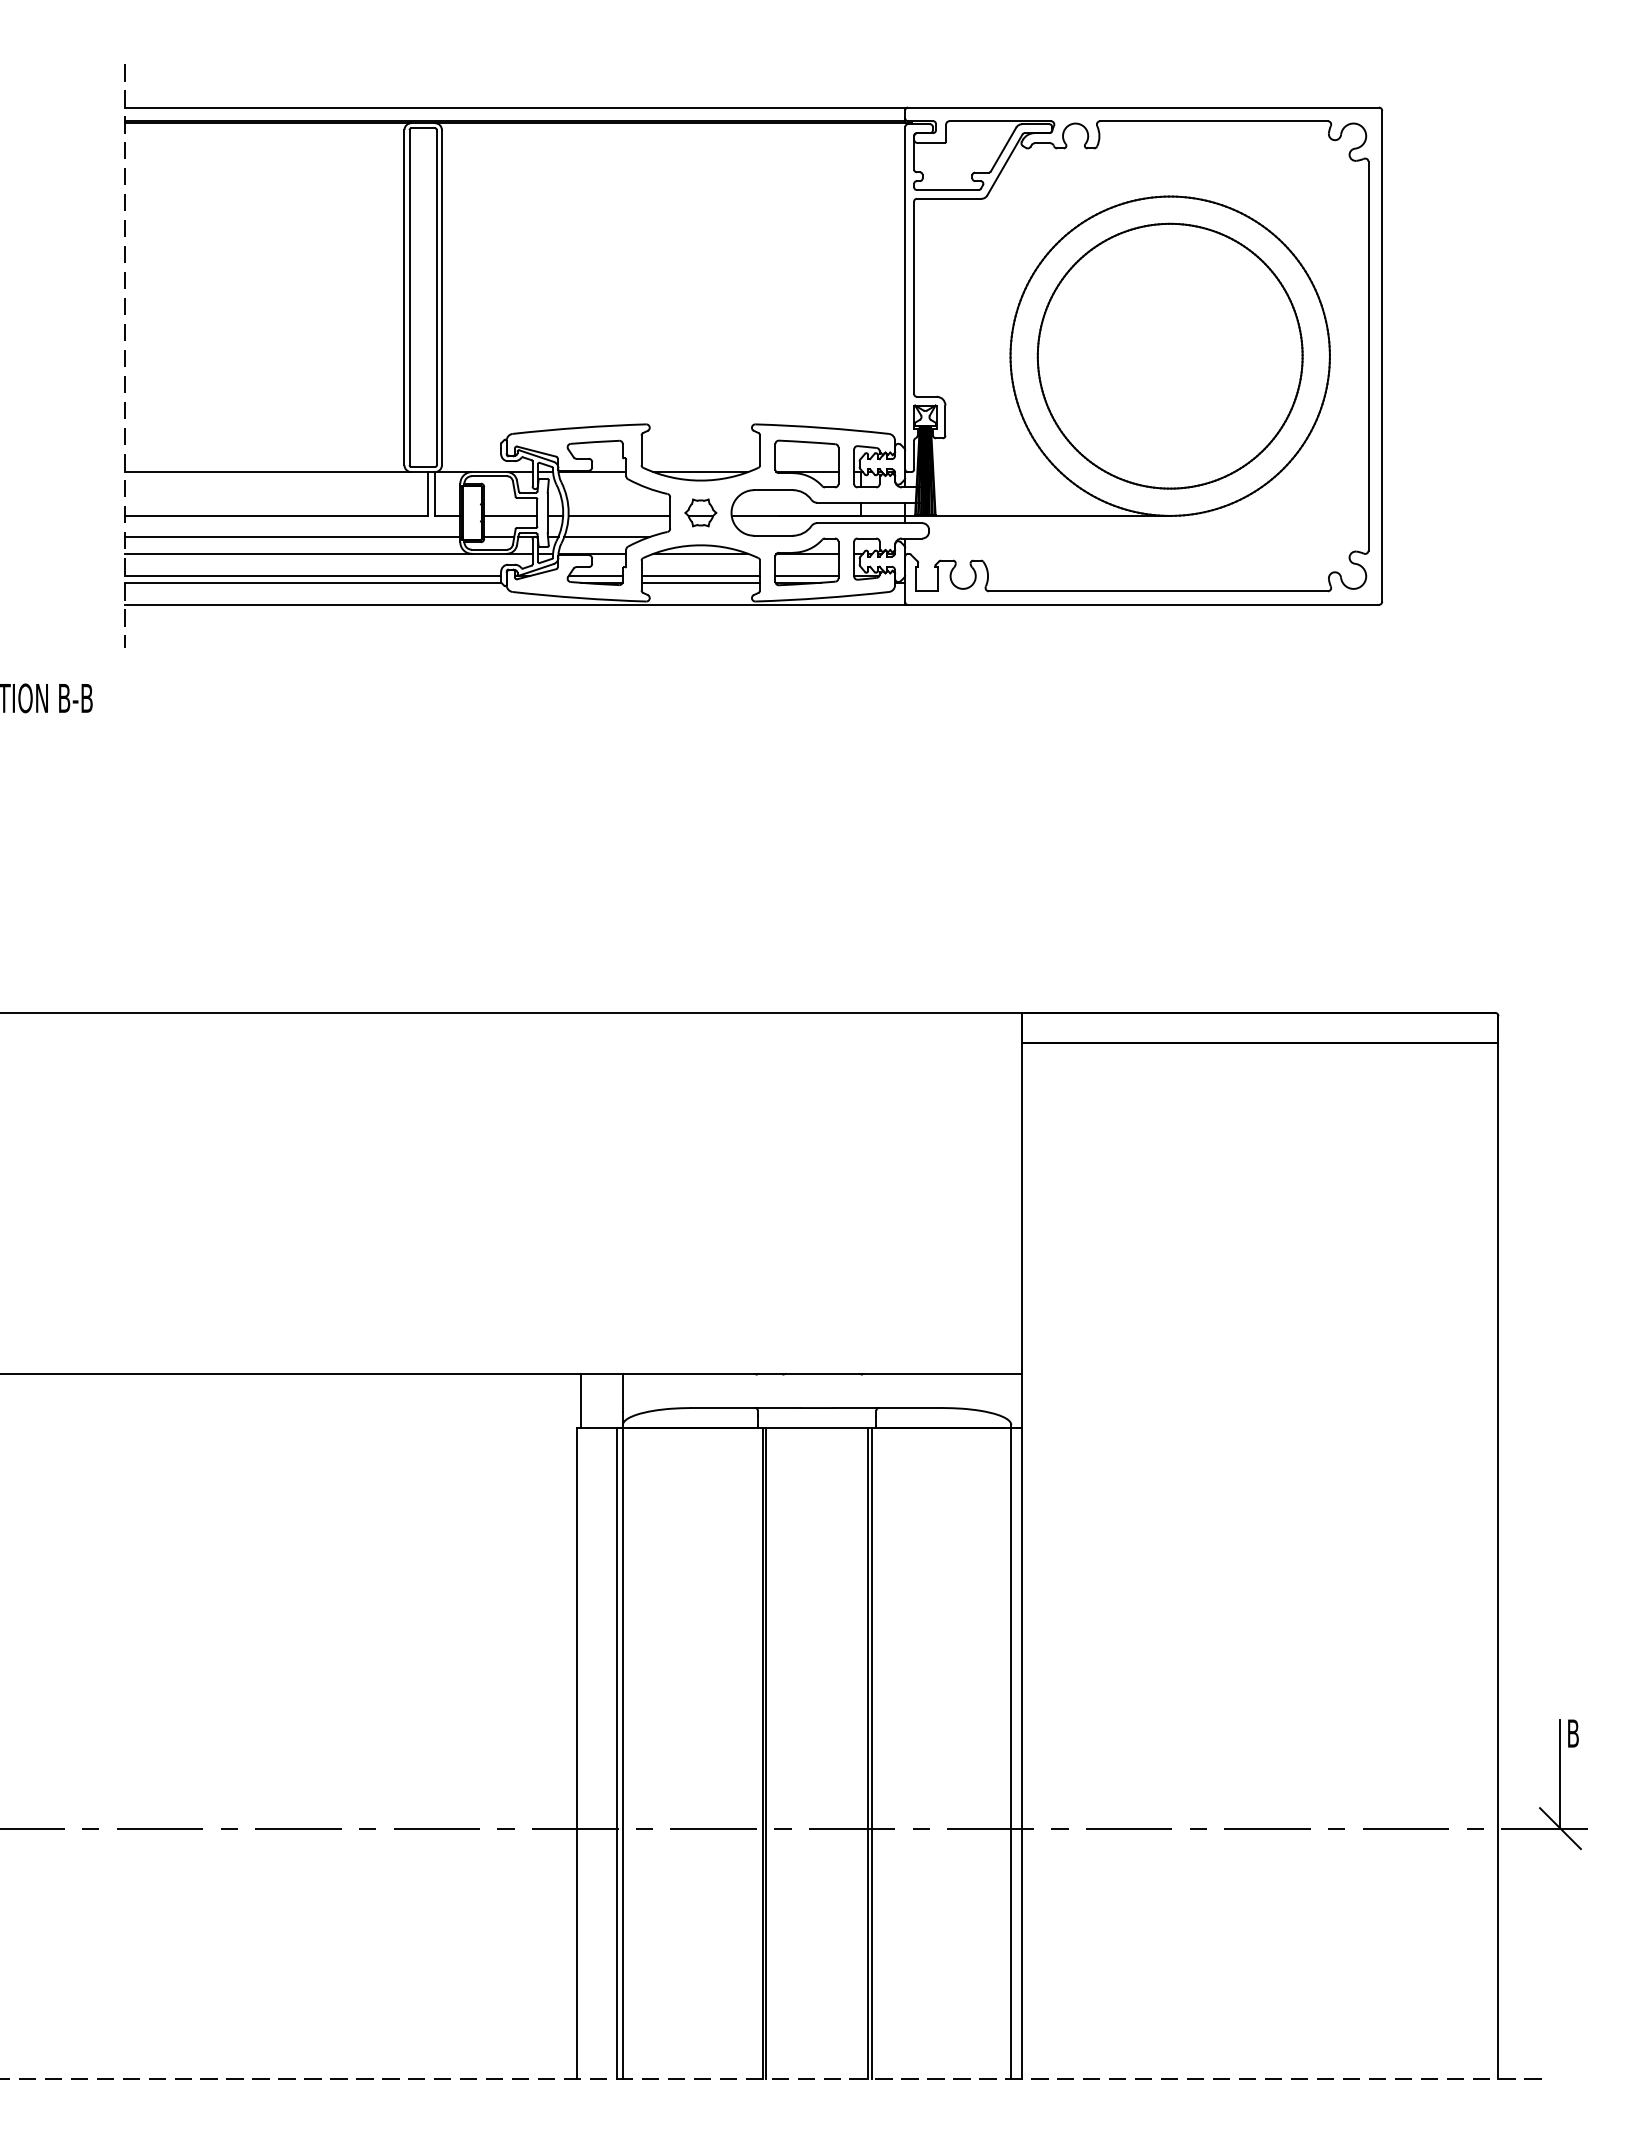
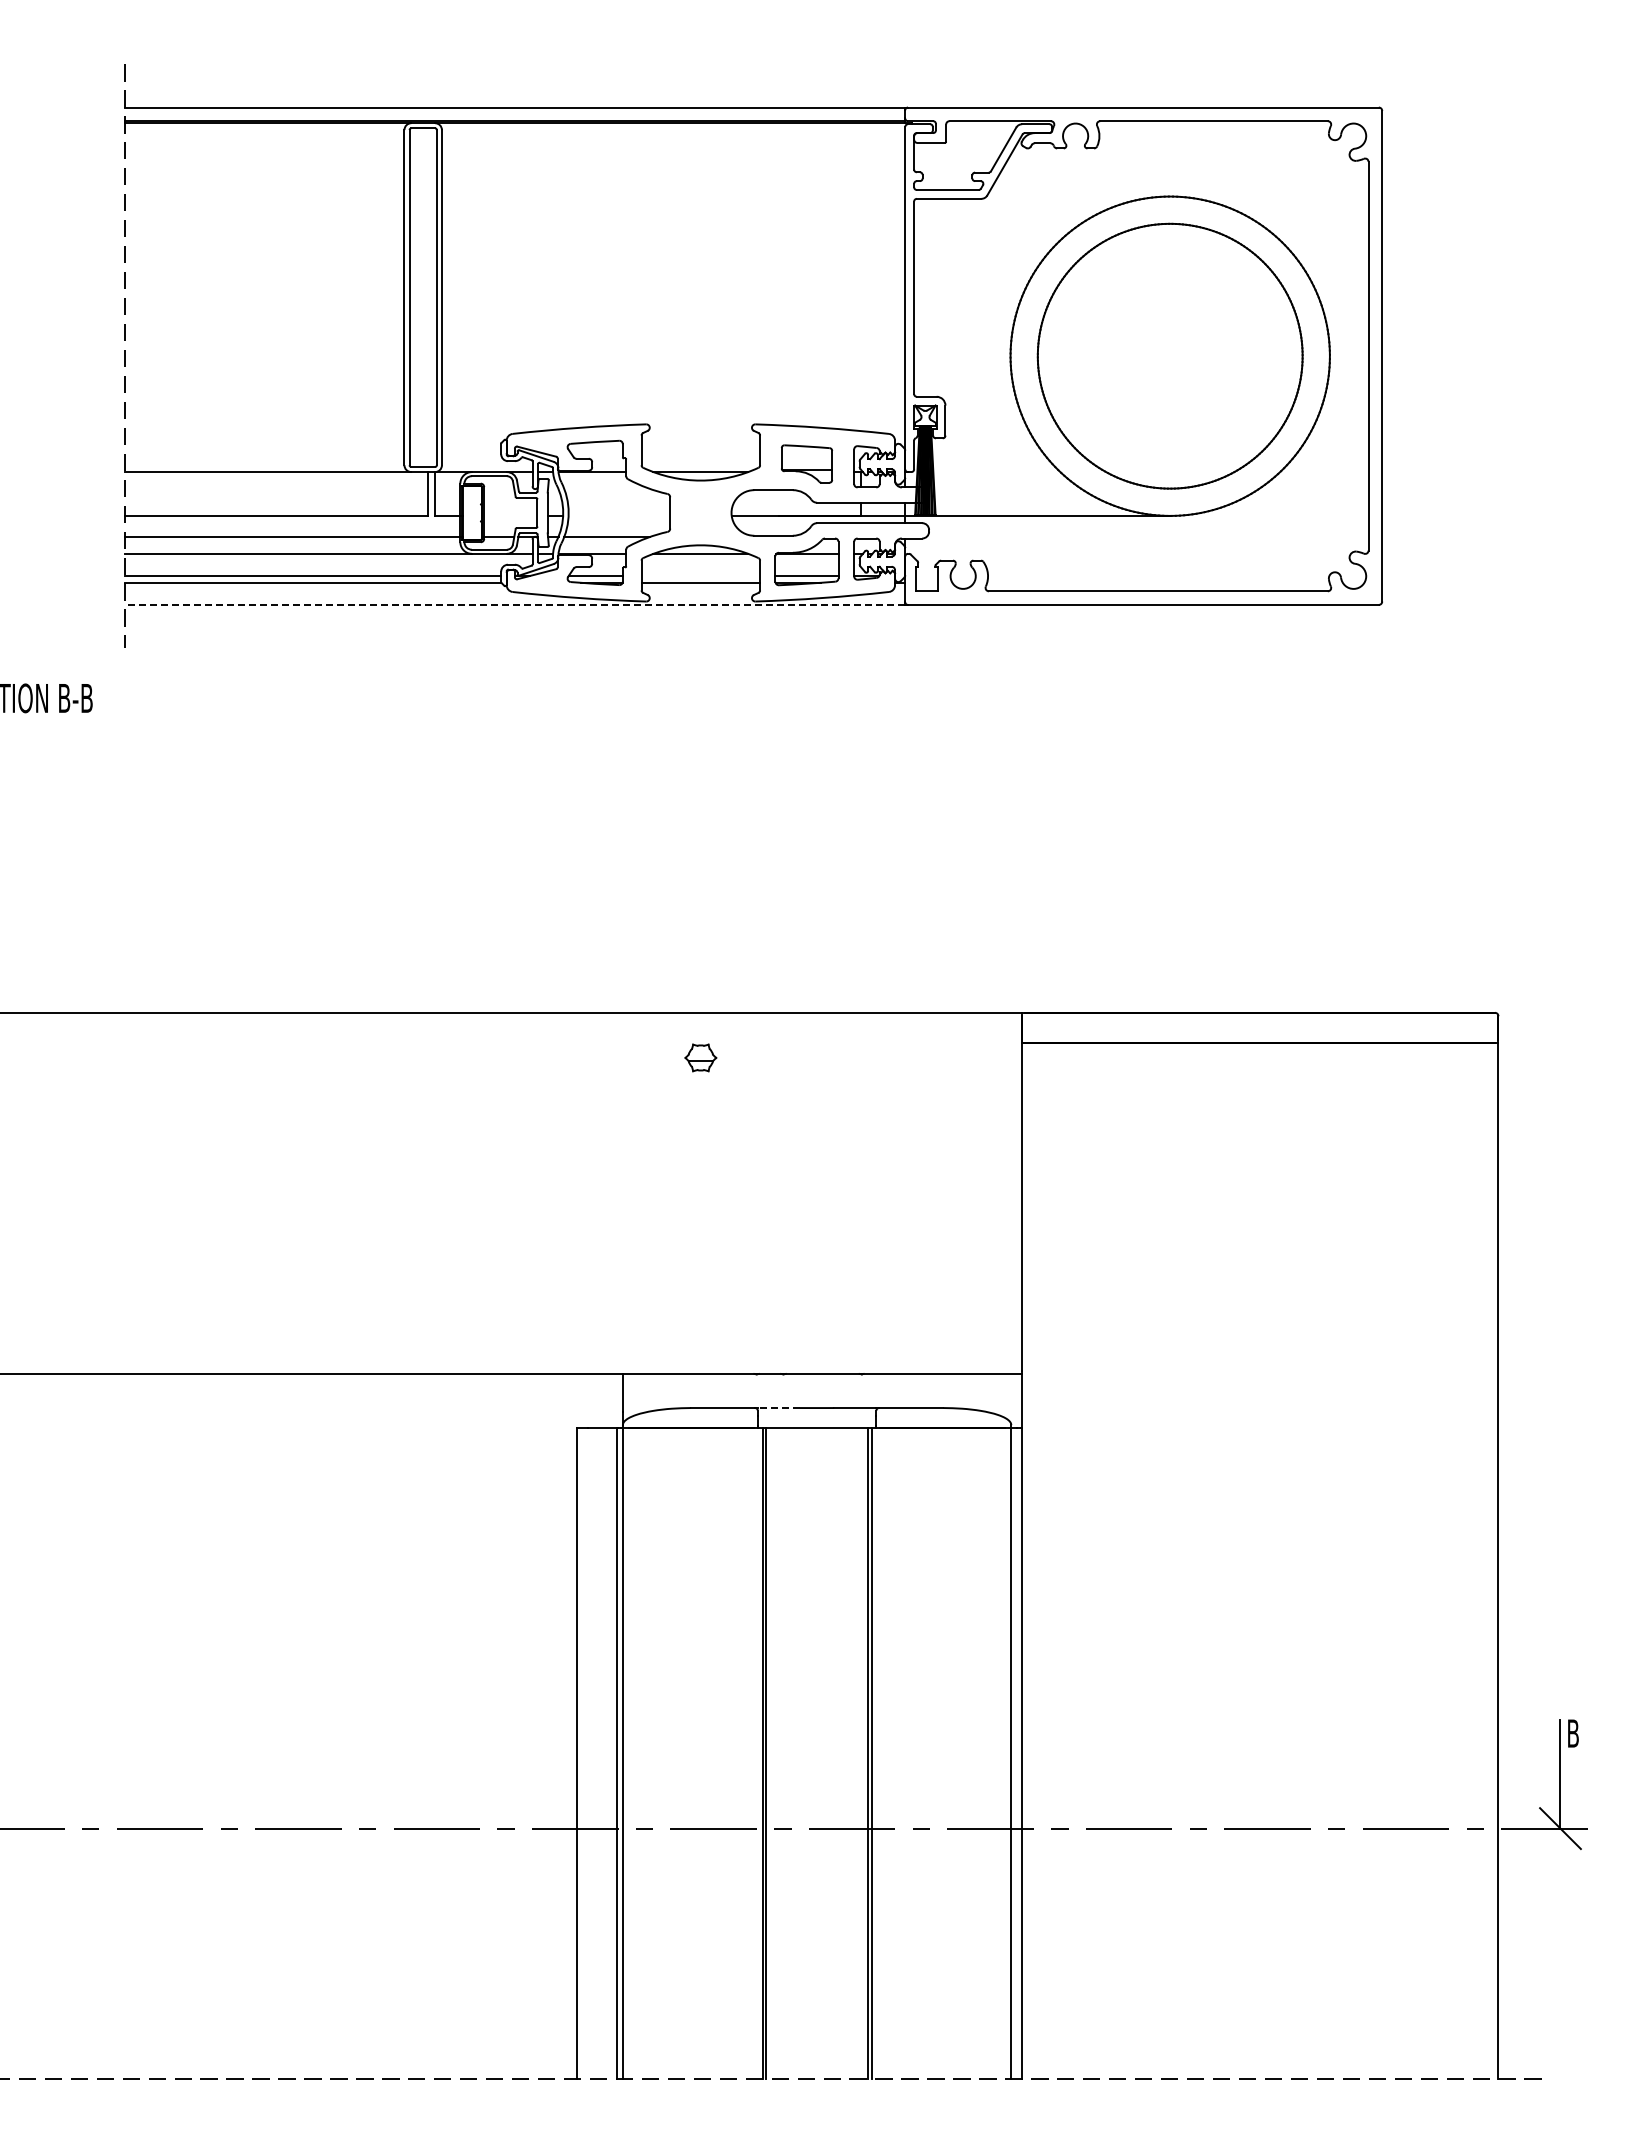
part size: 66x50 px -> 53x40 px (806, 463)
part position: (700, 512) -> (700, 1057) (700, 1057)
line: present -> none (510, 516)
line: present -> none (619, 516)
line: present -> none (700, 575)
line: solid -> dashed (514, 604)
line: present -> none (580, 1400)
line: solid -> dashed (779, 1408)
